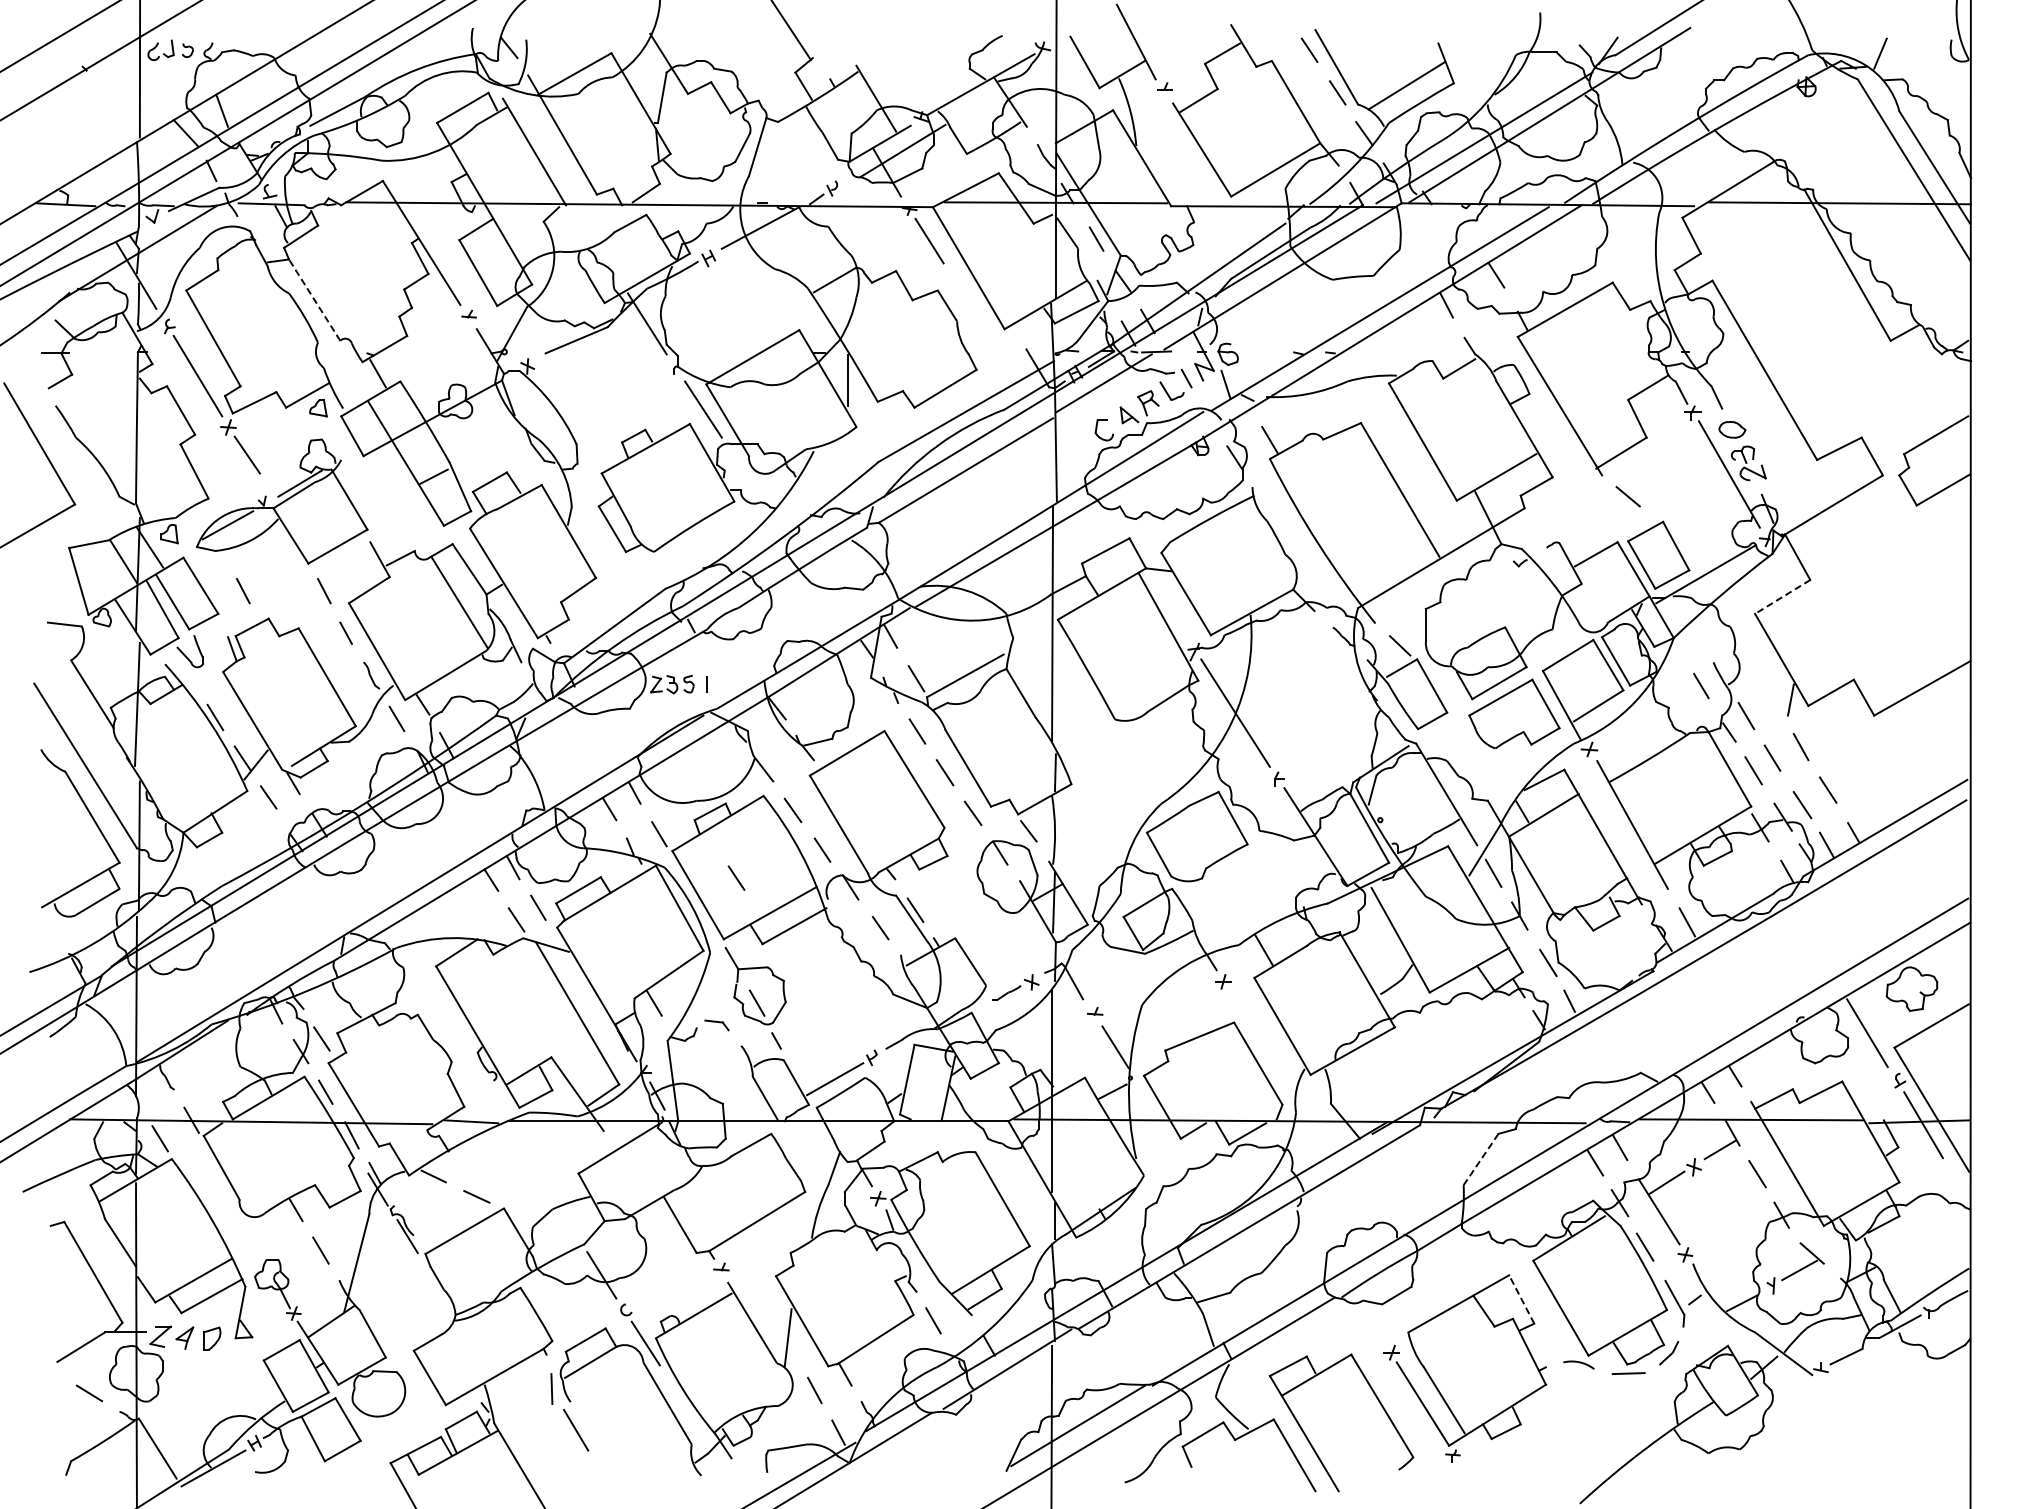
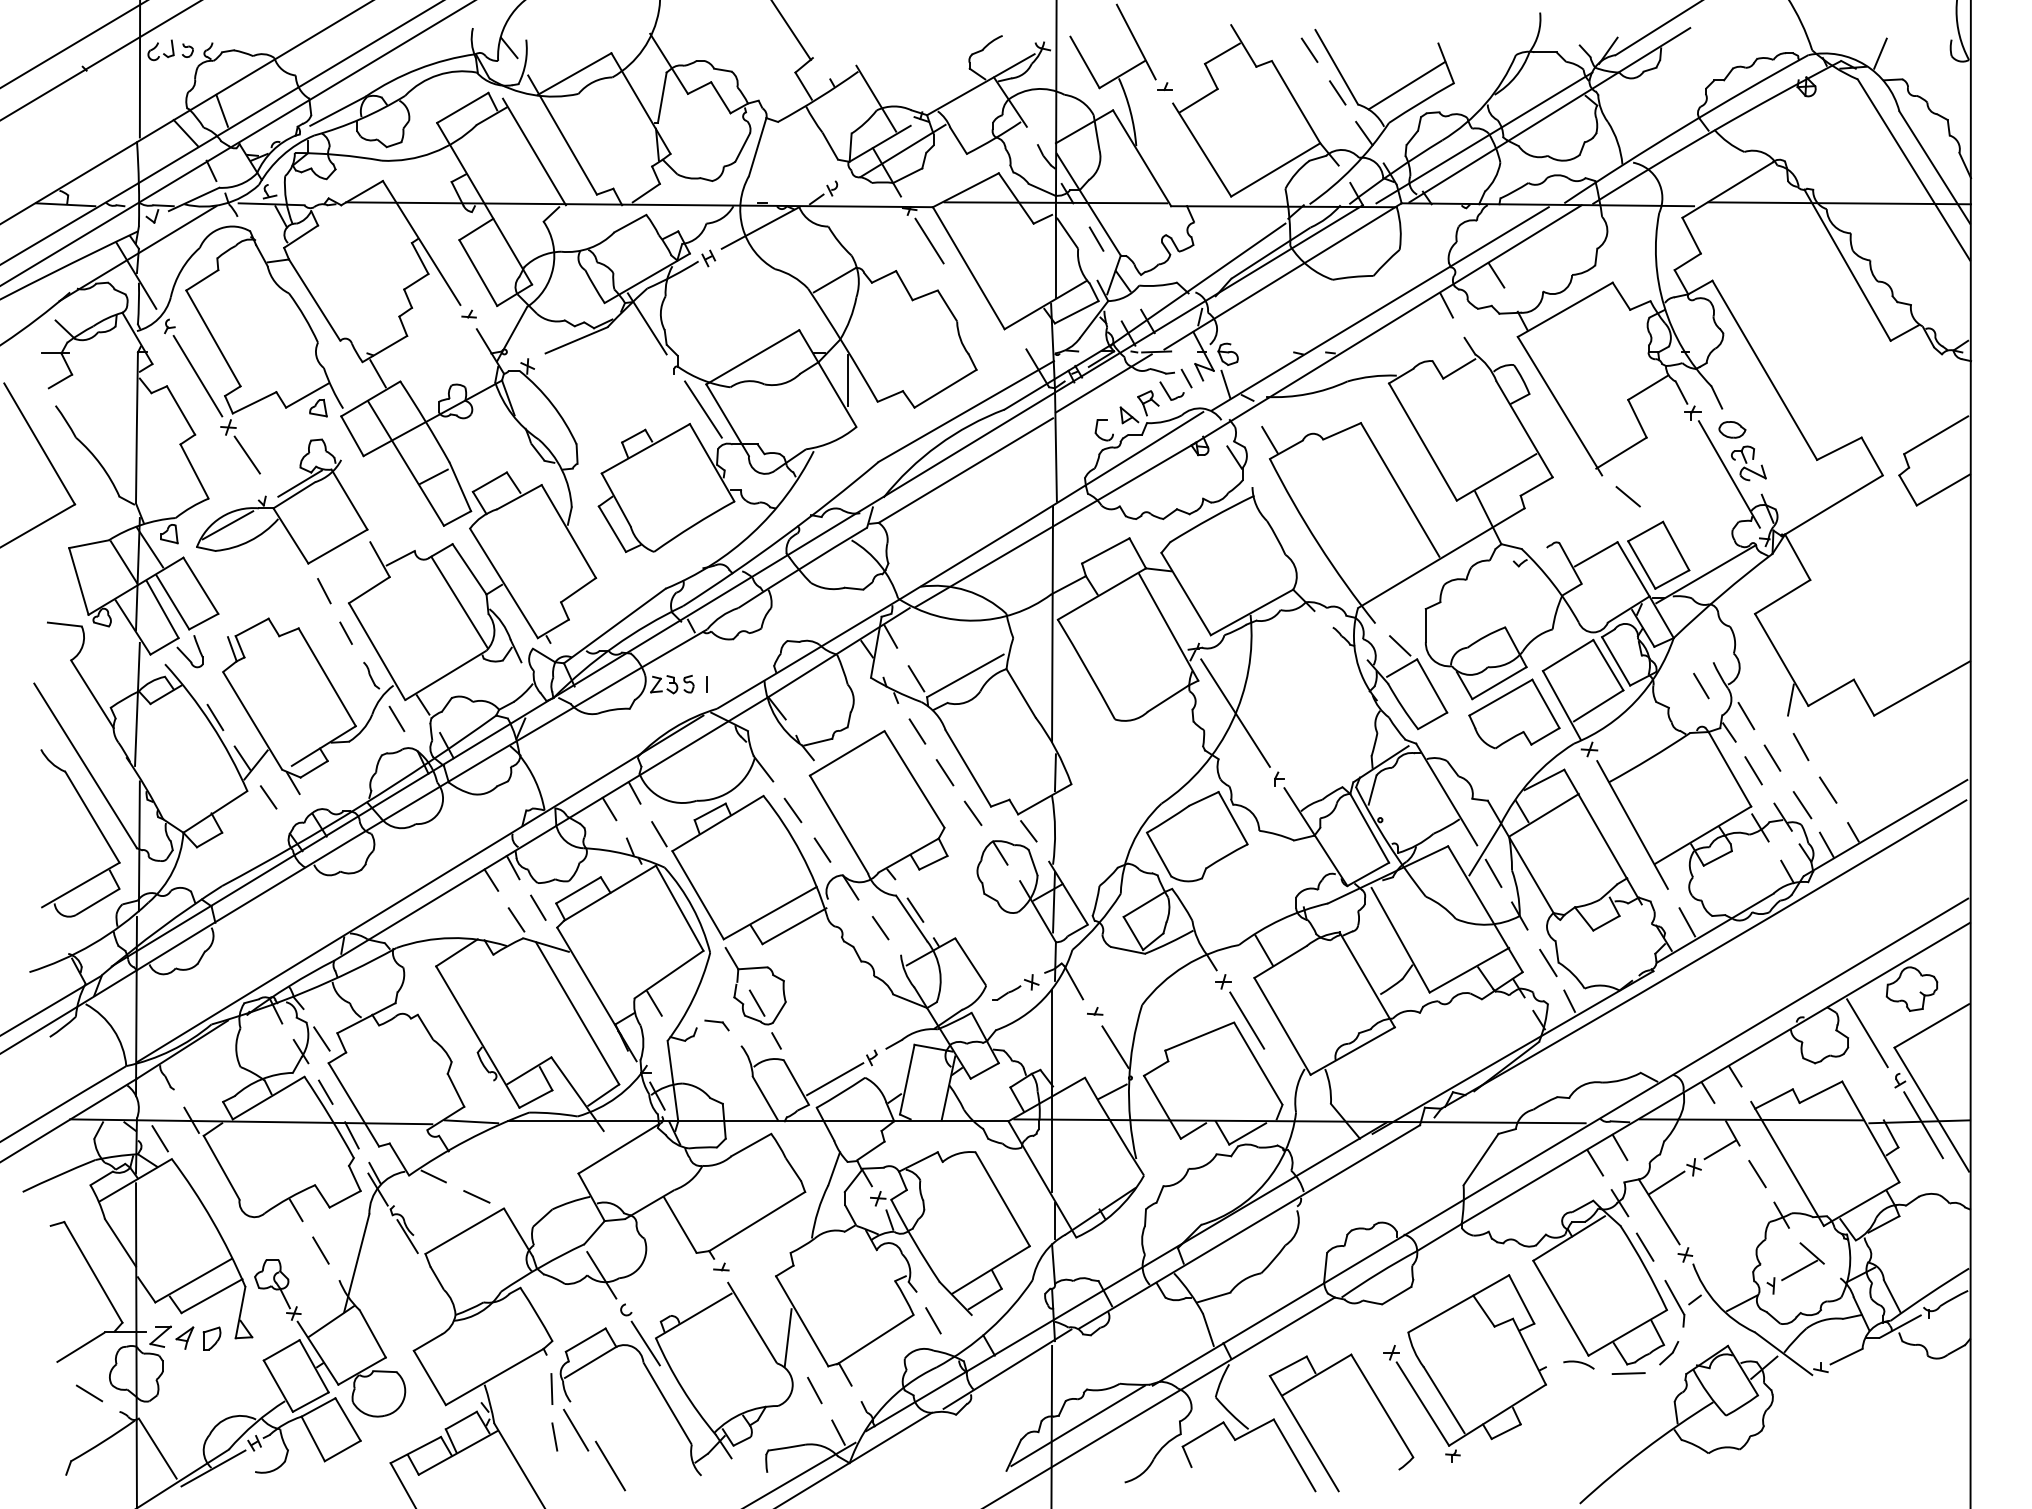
line position: (59, 36) -> (73, 44) (73, 44)
line: dashed -> solid (314, 299)
line: present -> none (243, 591)
line: dashed -> solid (1782, 597)
line: present -> none (736, 877)
line: none -> present (1247, 1020)
line: dashed -> solid (1481, 1159)
line: dashed -> solid (1521, 1299)
line: none -> present (554, 1436)
line: none -> present (610, 1465)
